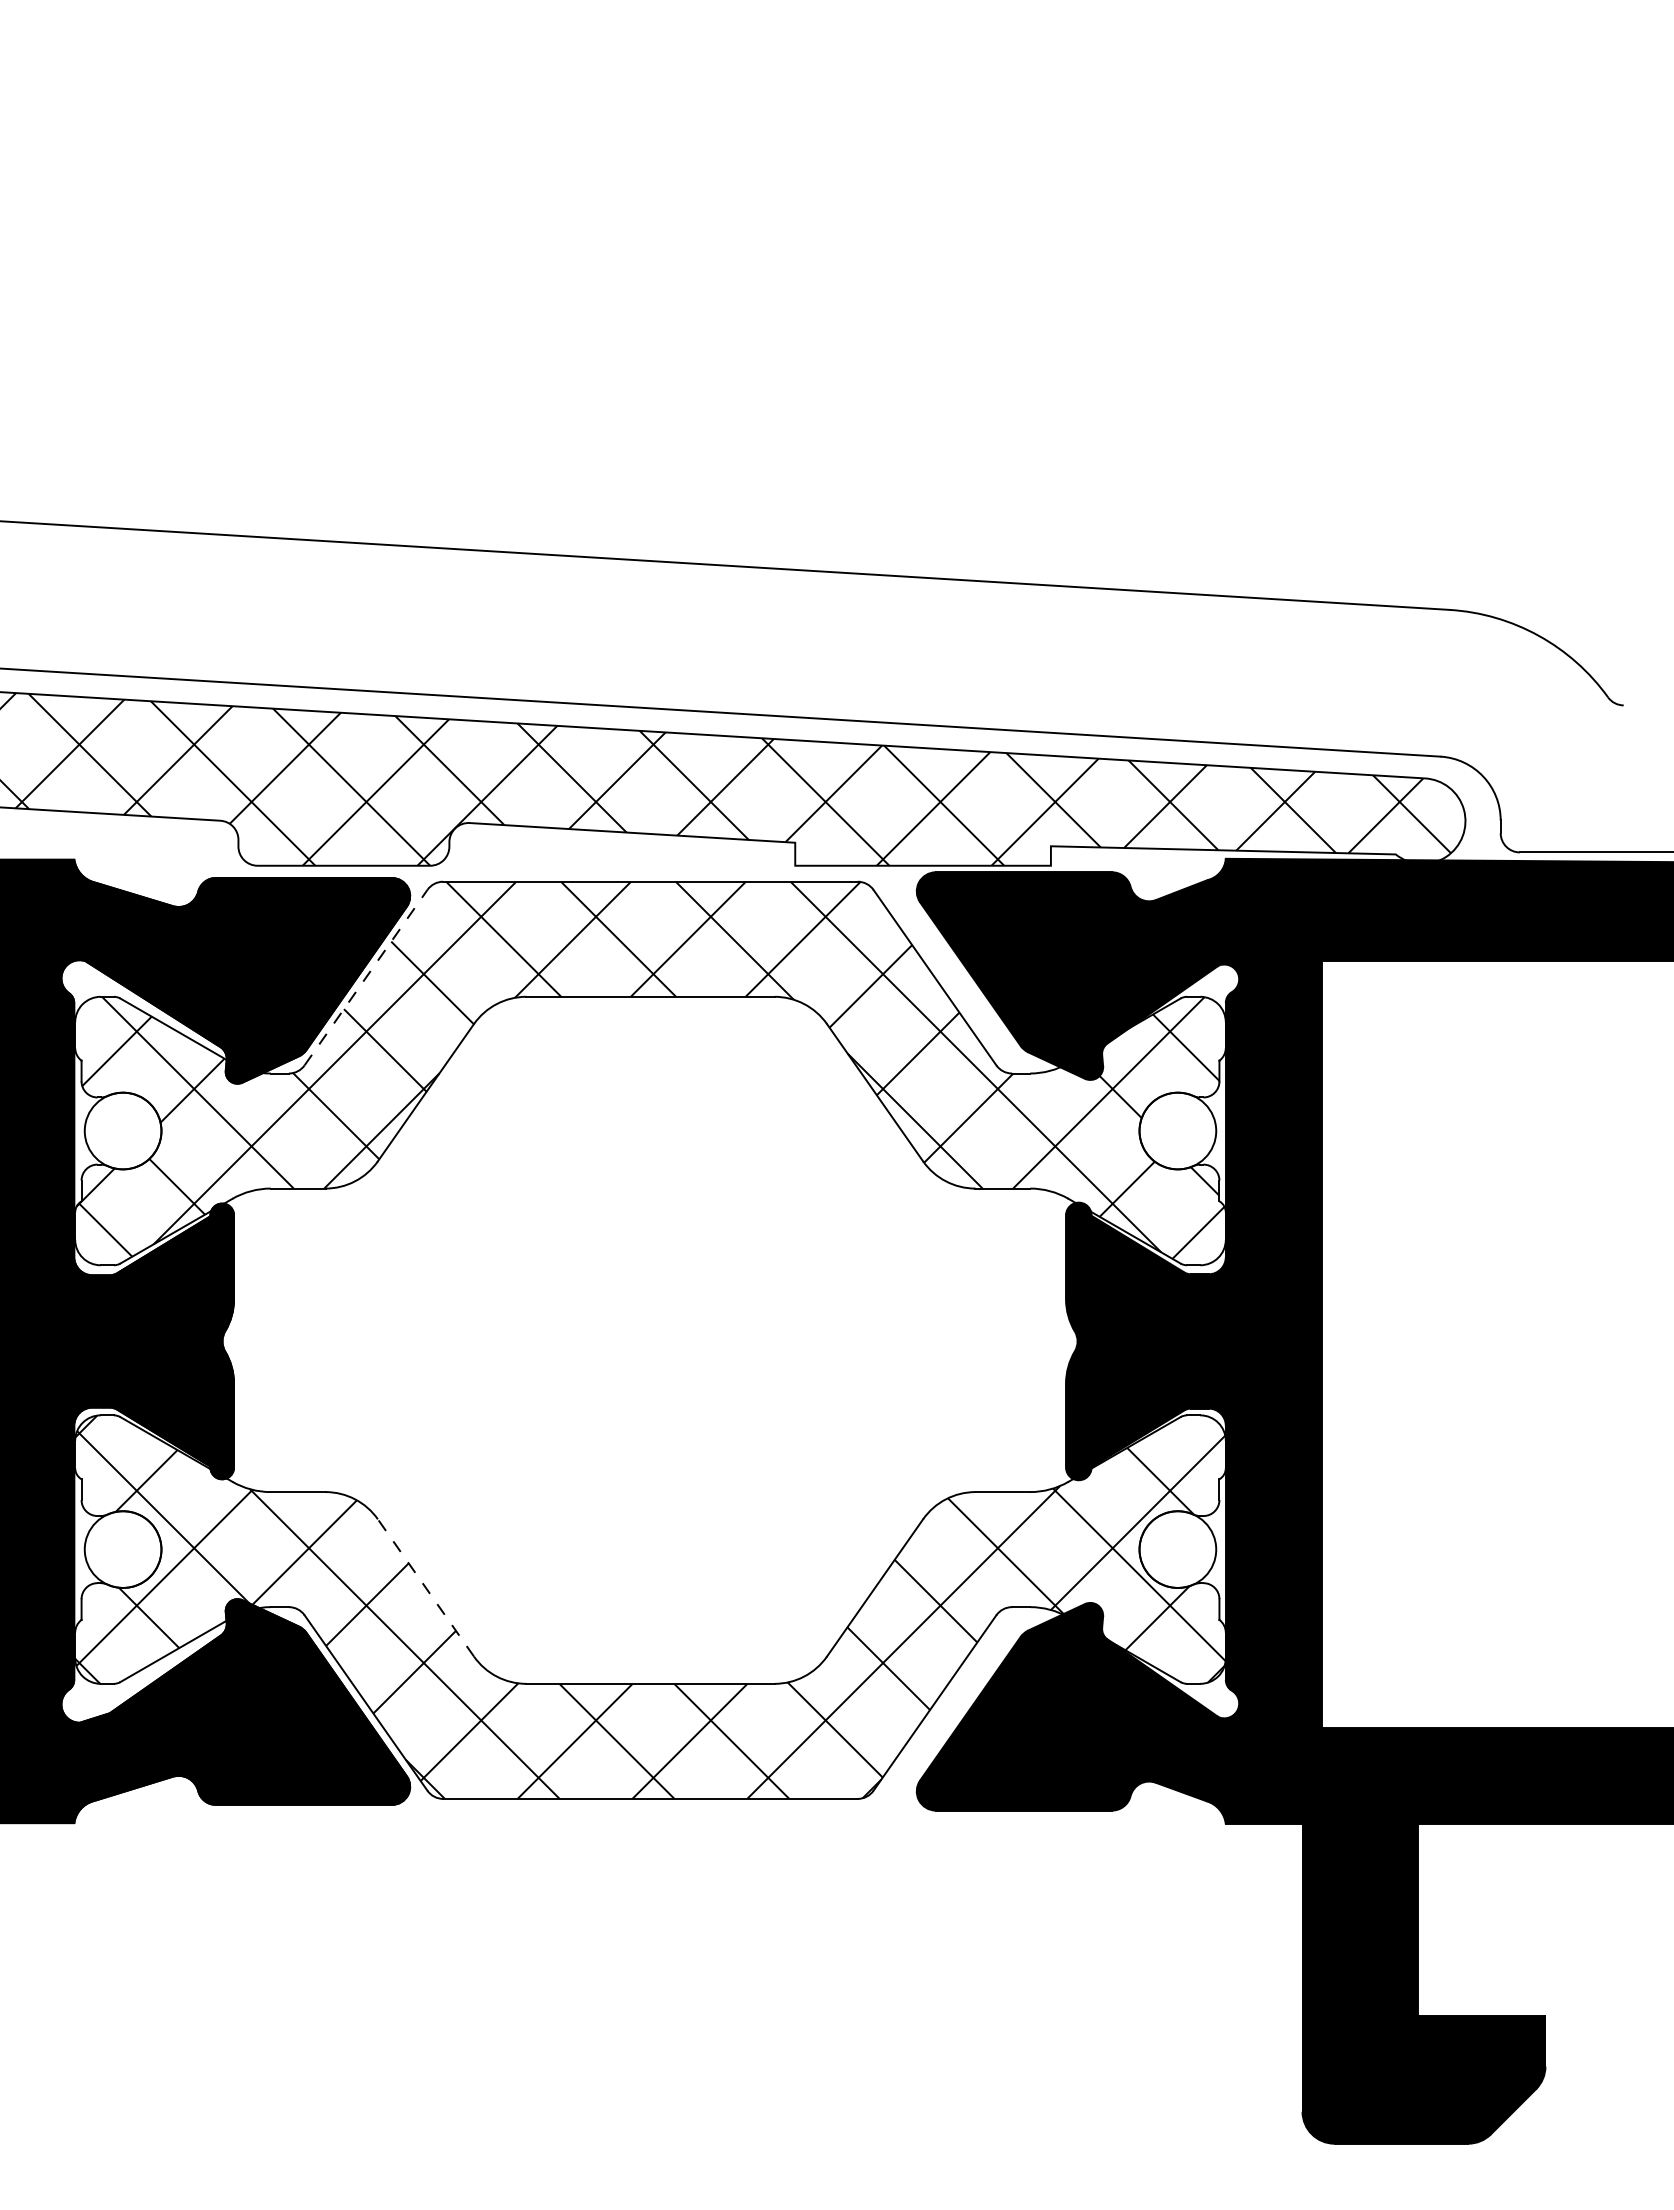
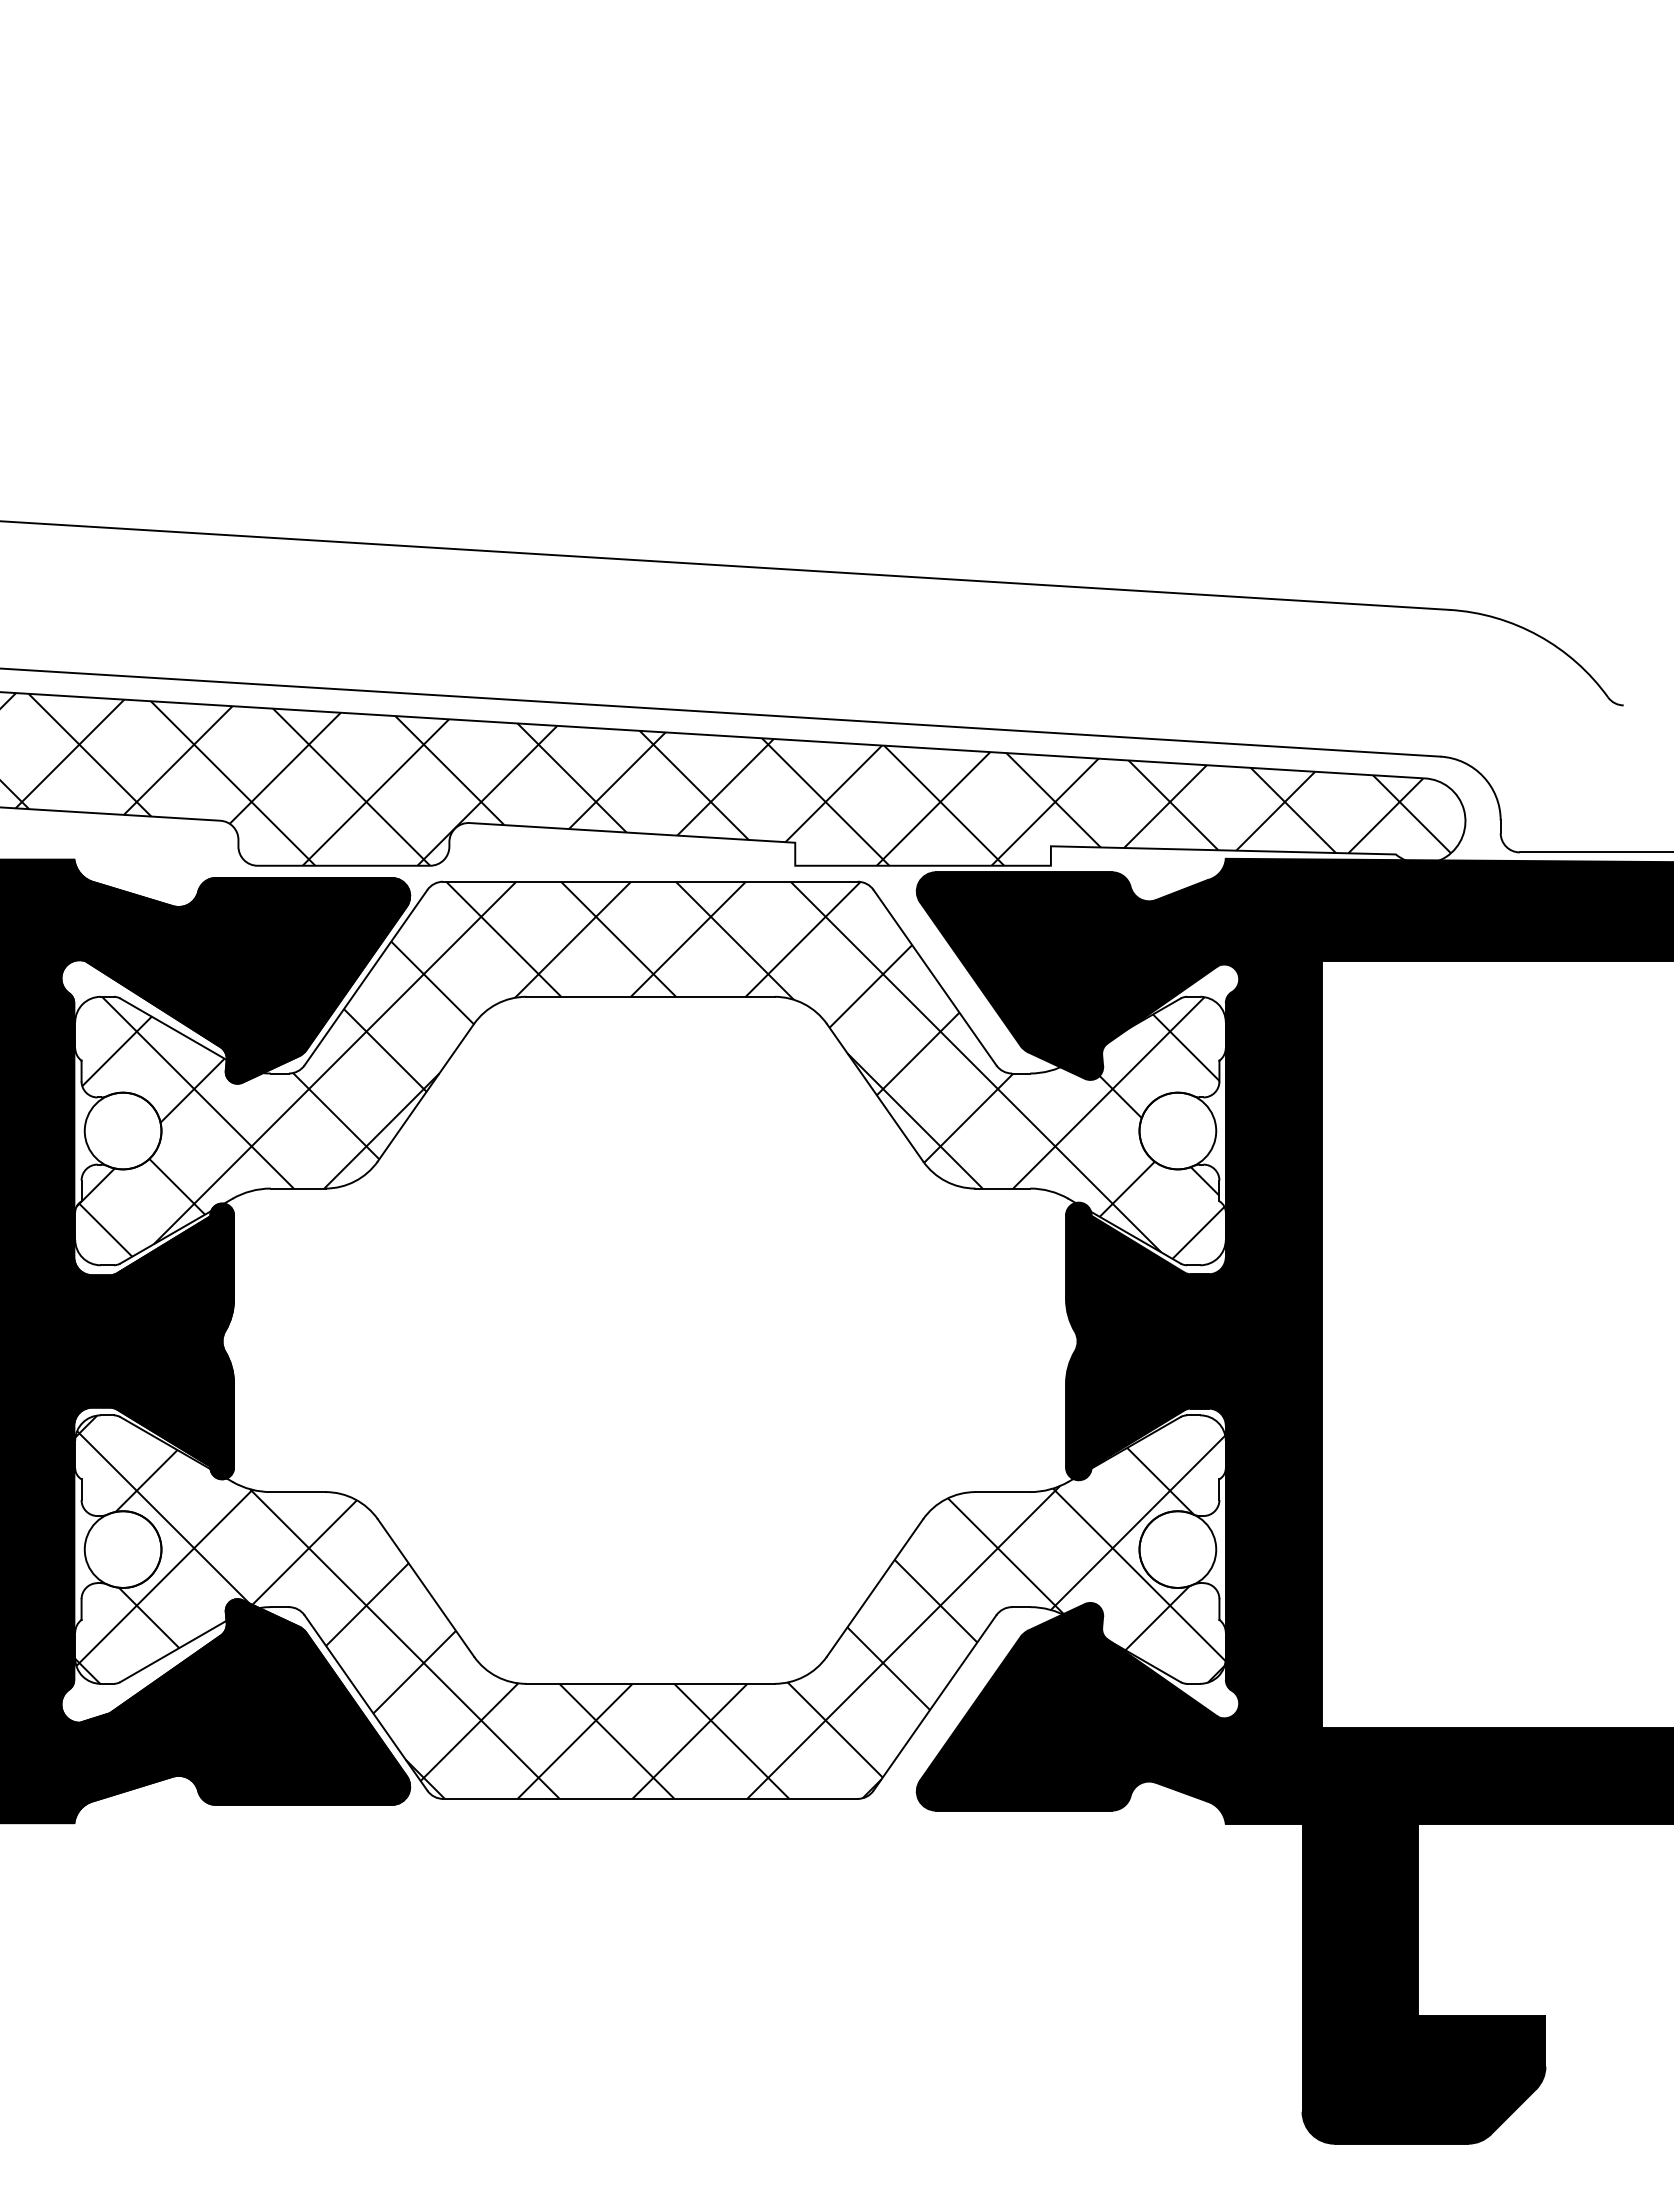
line: dashed -> solid (366, 977)
line: dashed -> solid (425, 1587)
